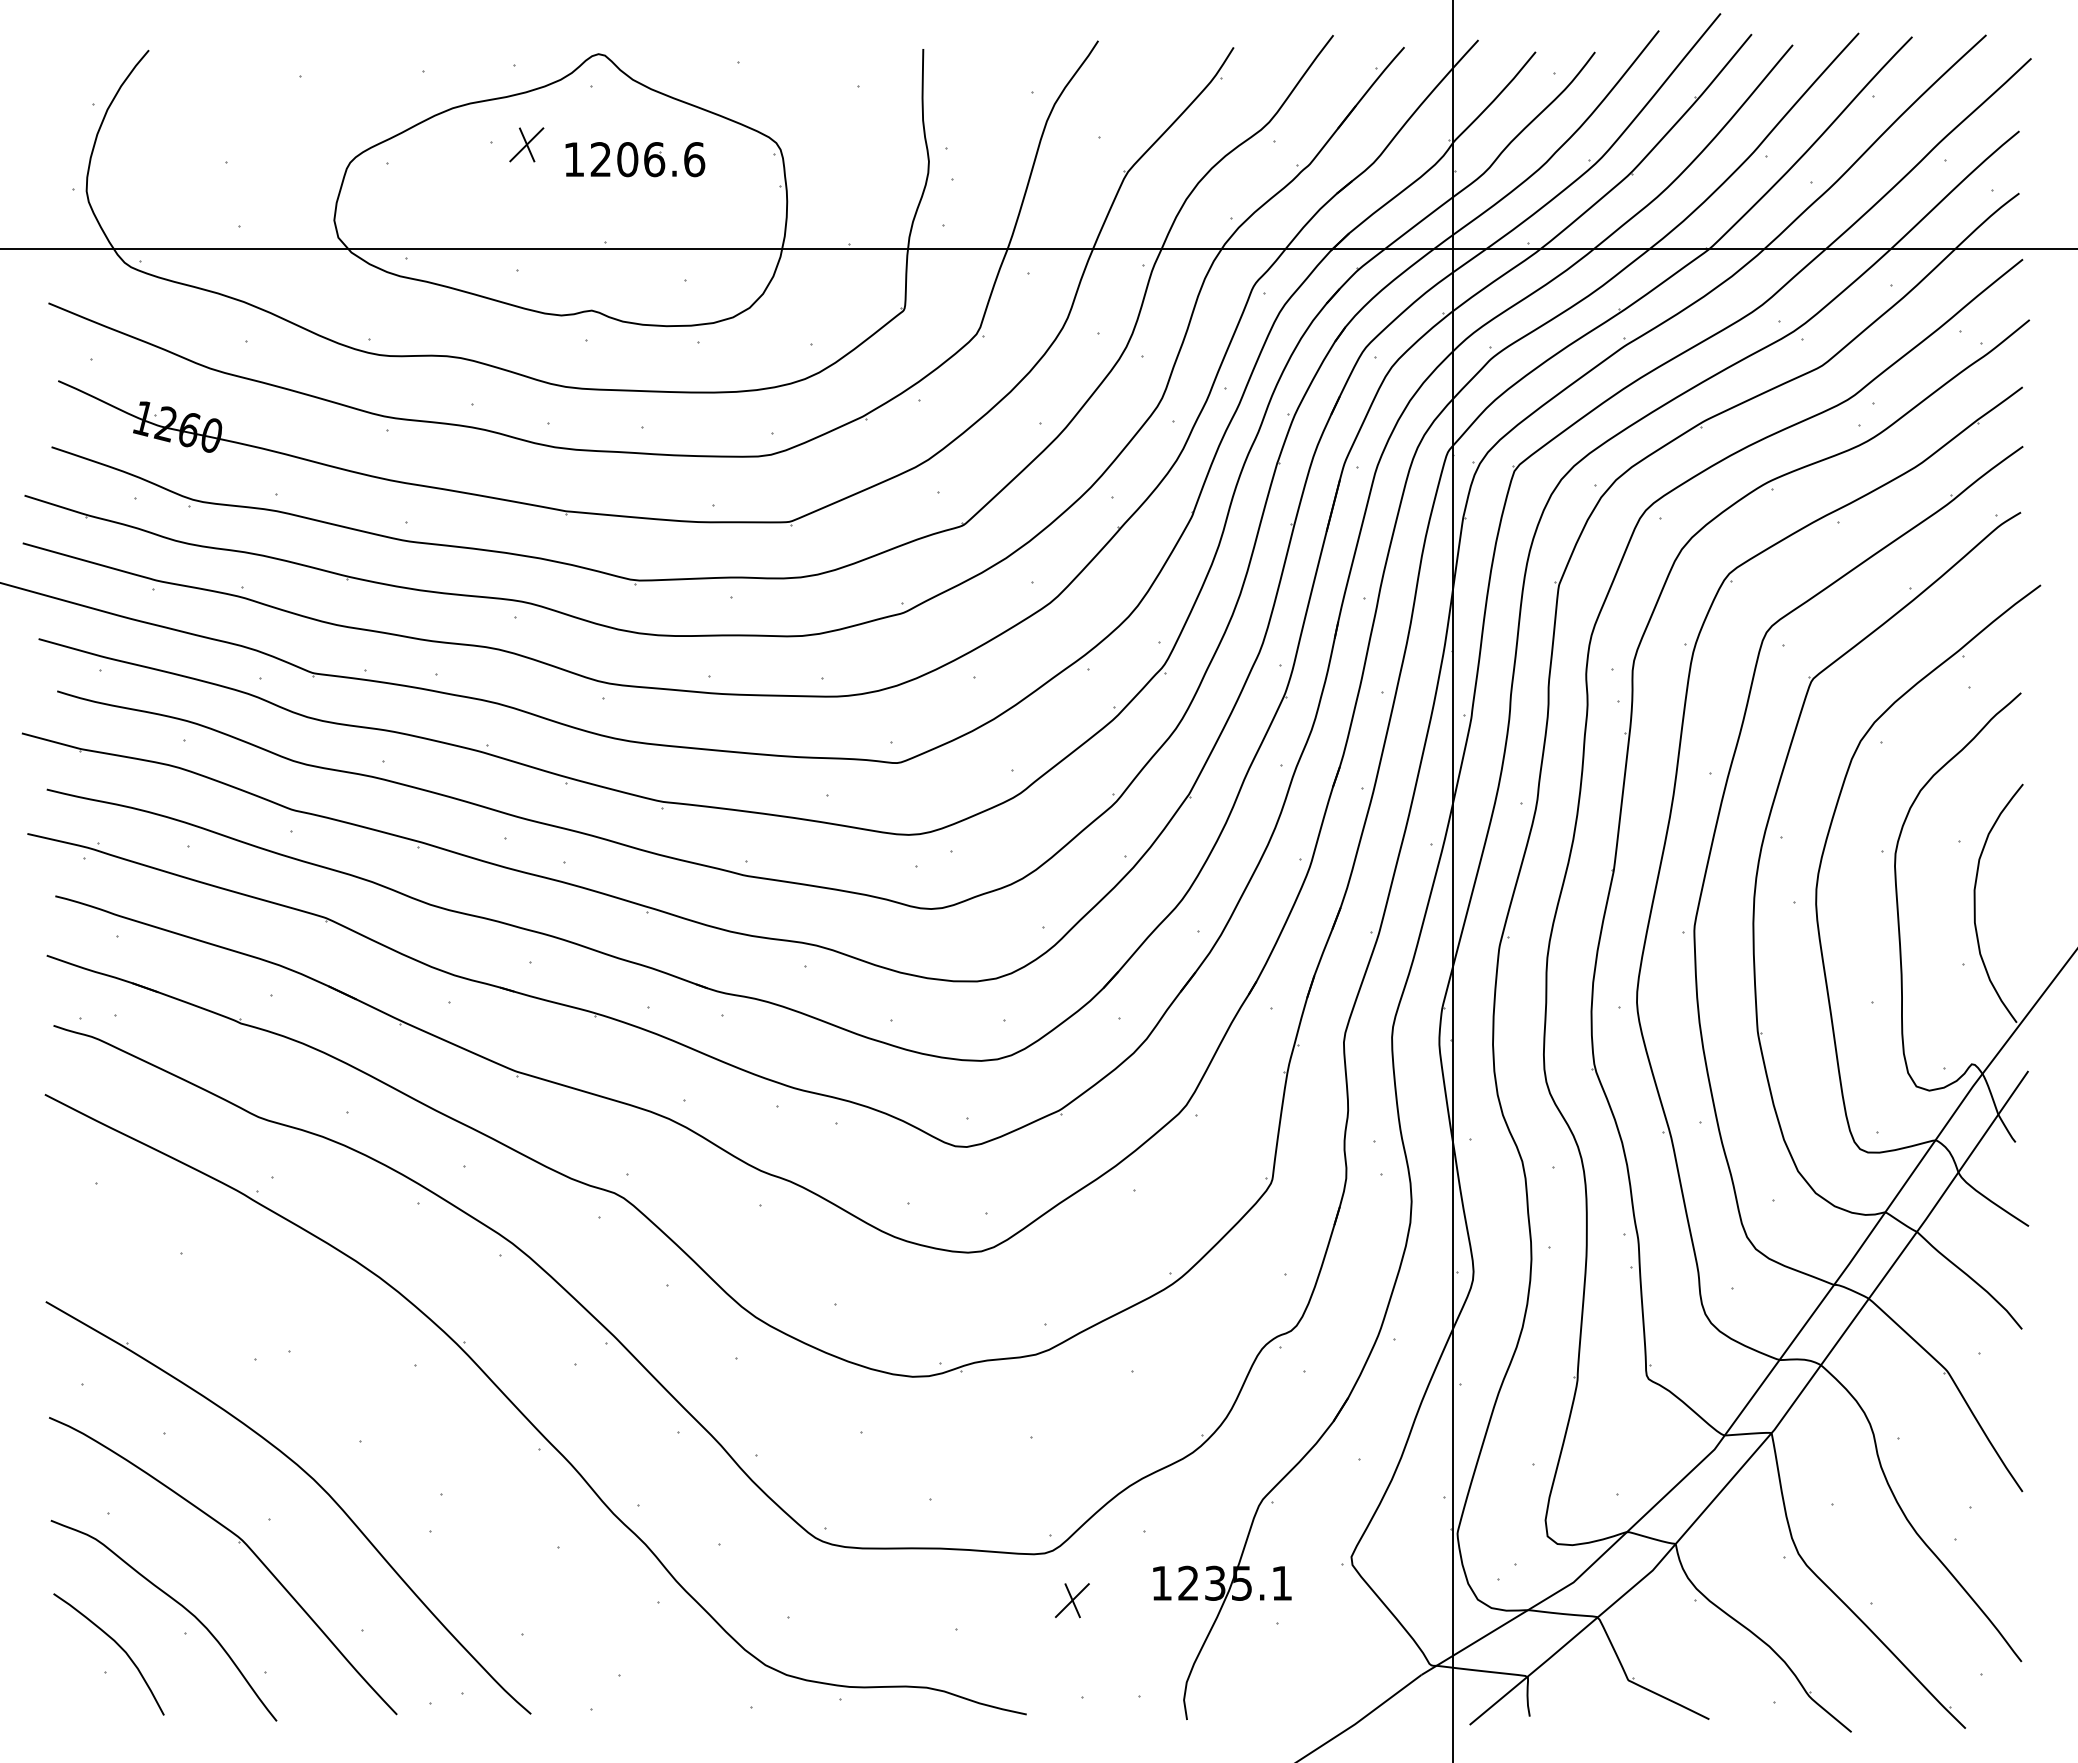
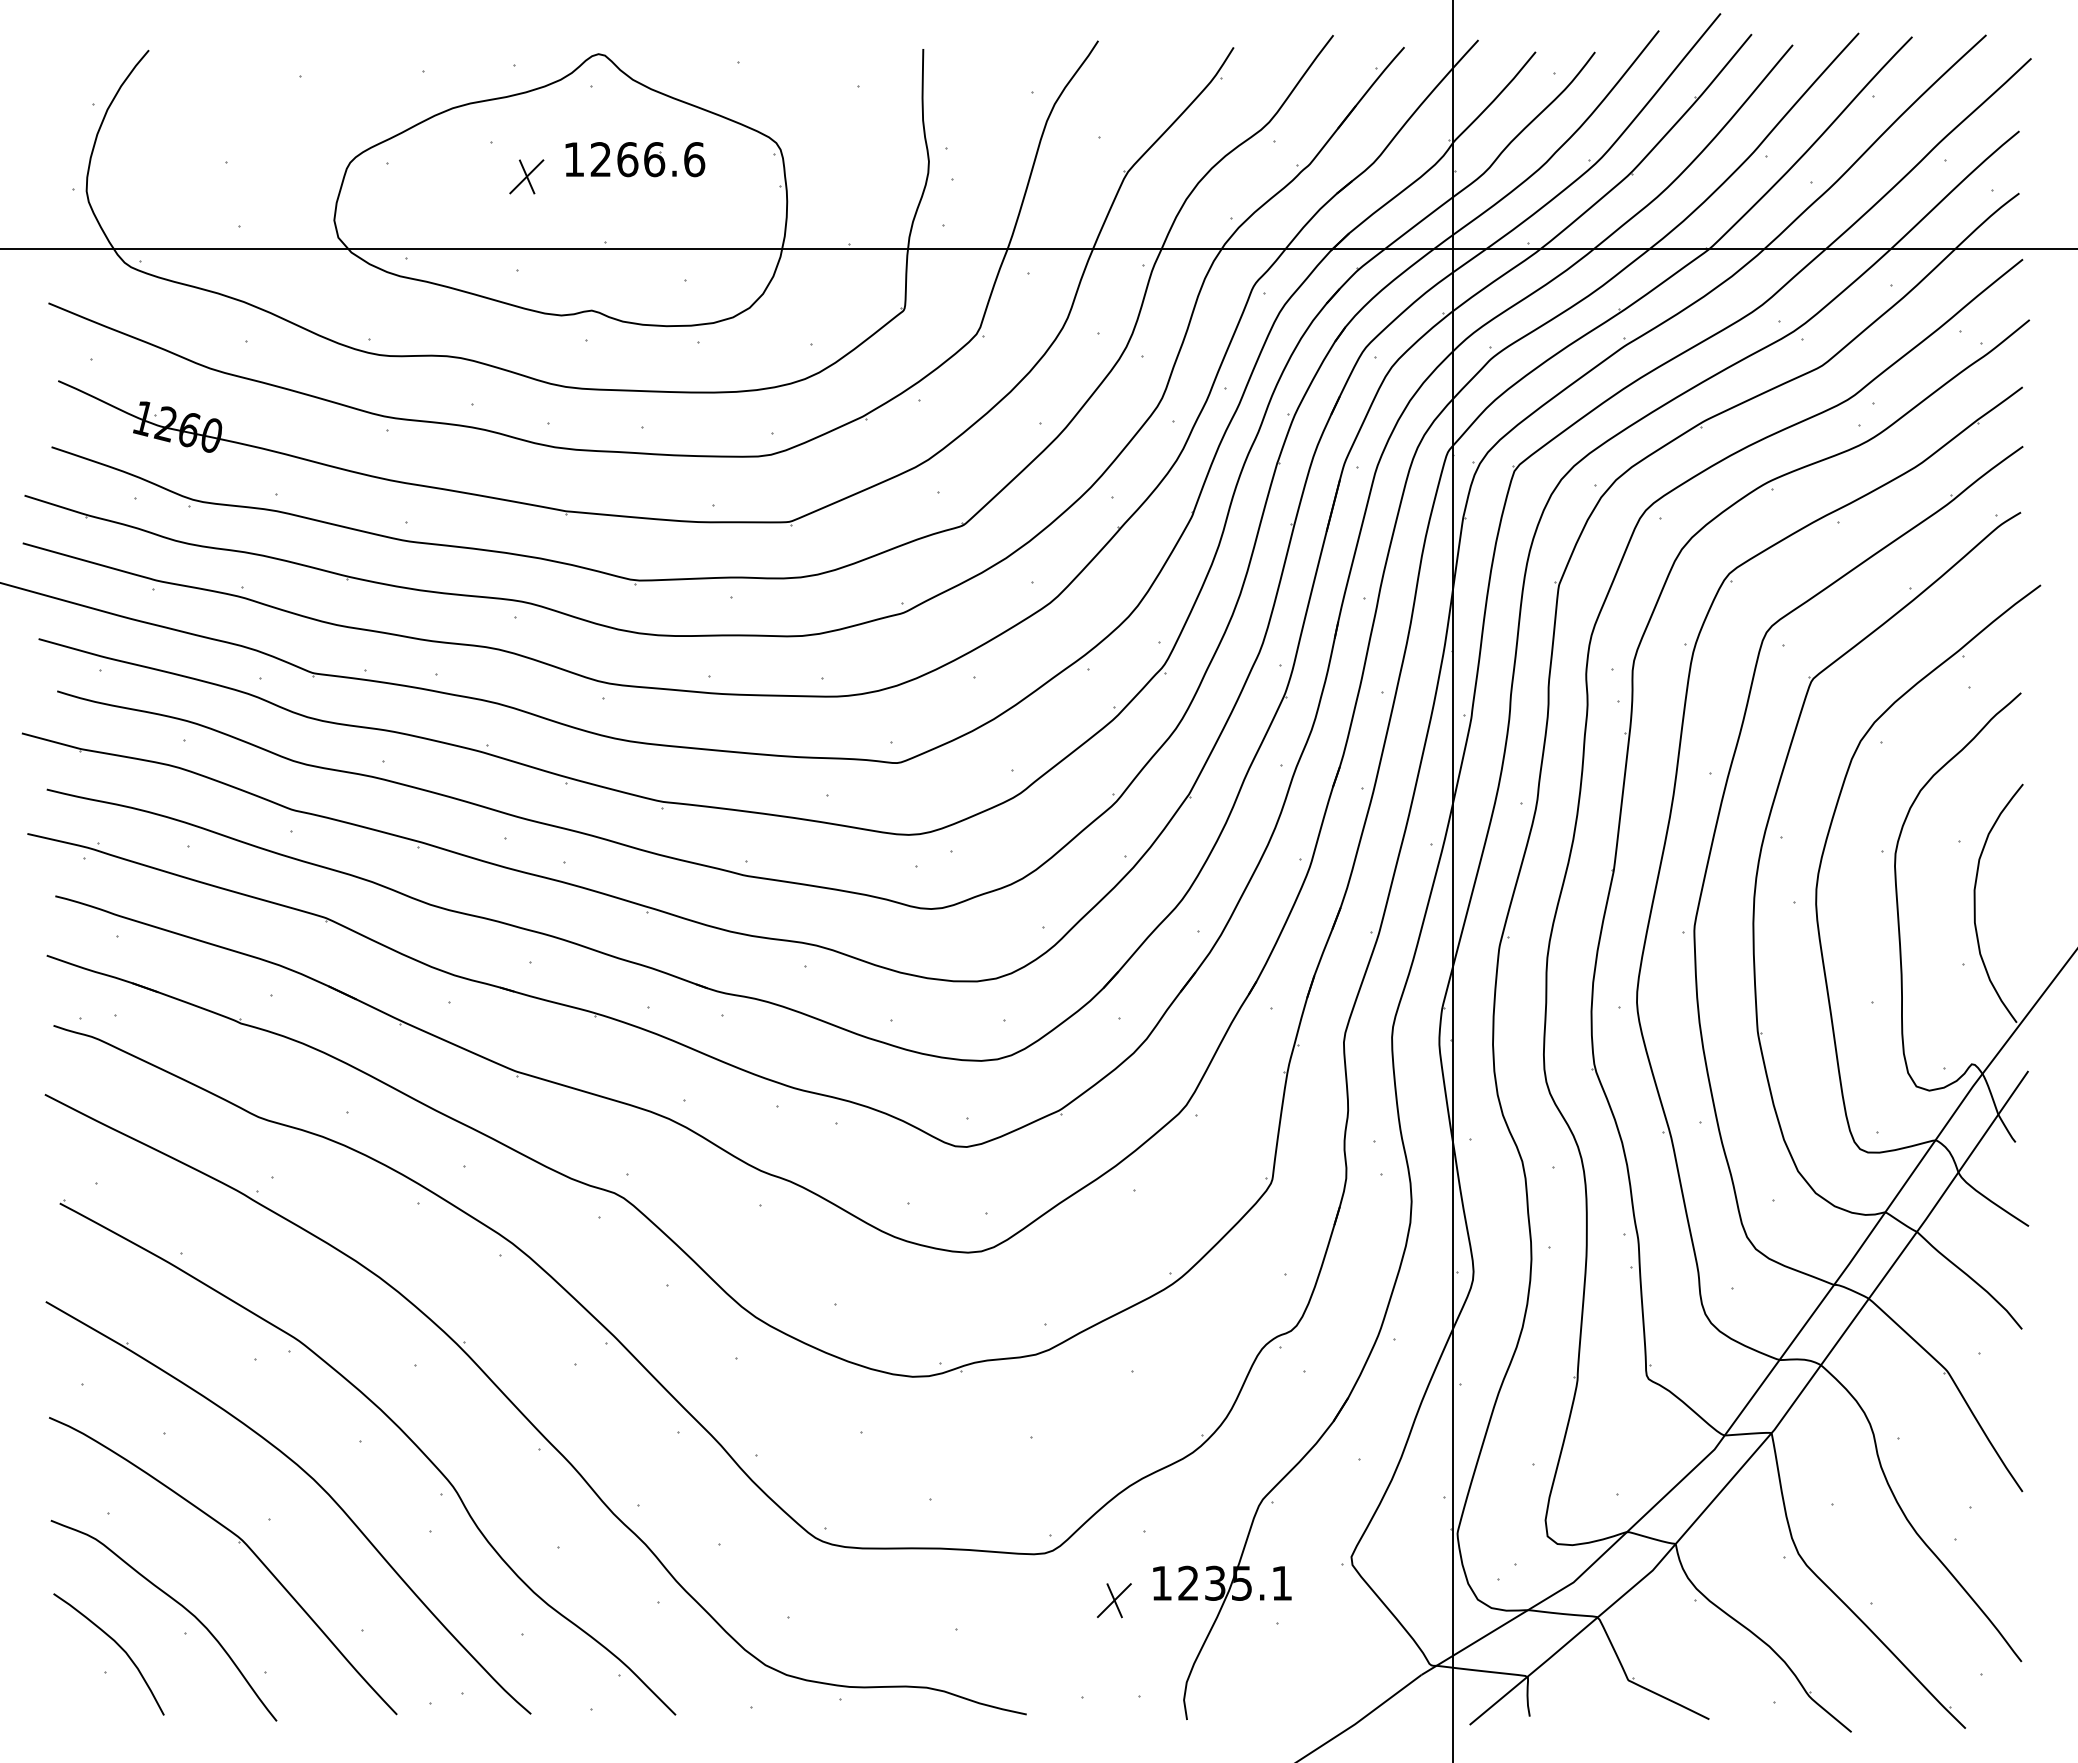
part position: (526, 144) -> (526, 176) (526, 176)
text: 1206.6 -> 1266.6 (627, 159)
part: none -> present (397, 1427)
part position: (1072, 1600) -> (1114, 1600) (1114, 1600)
